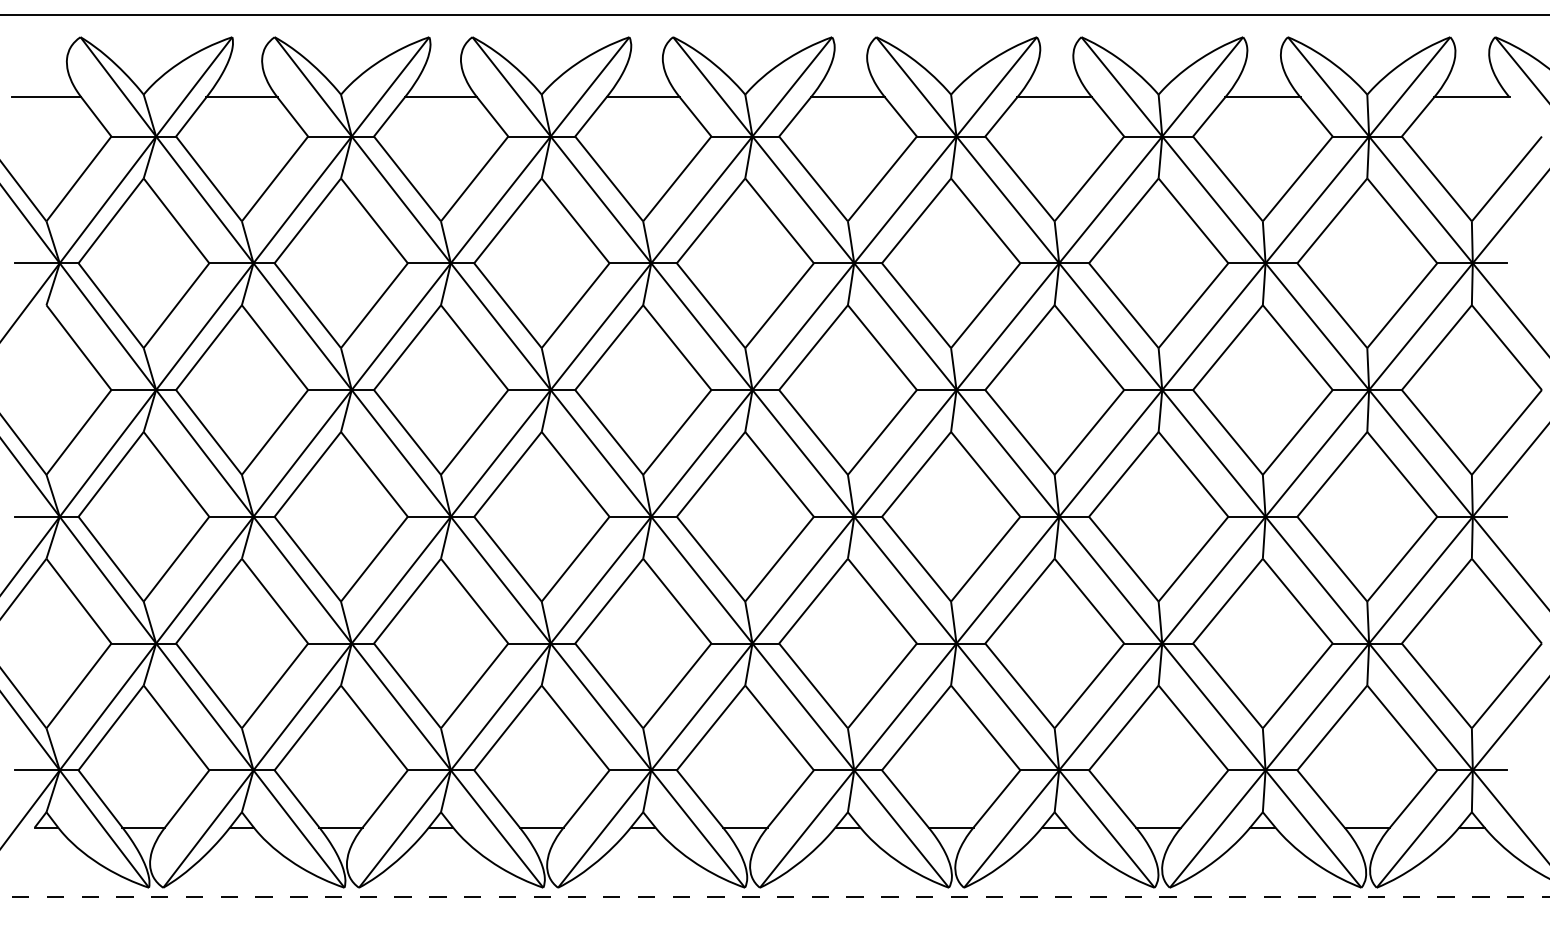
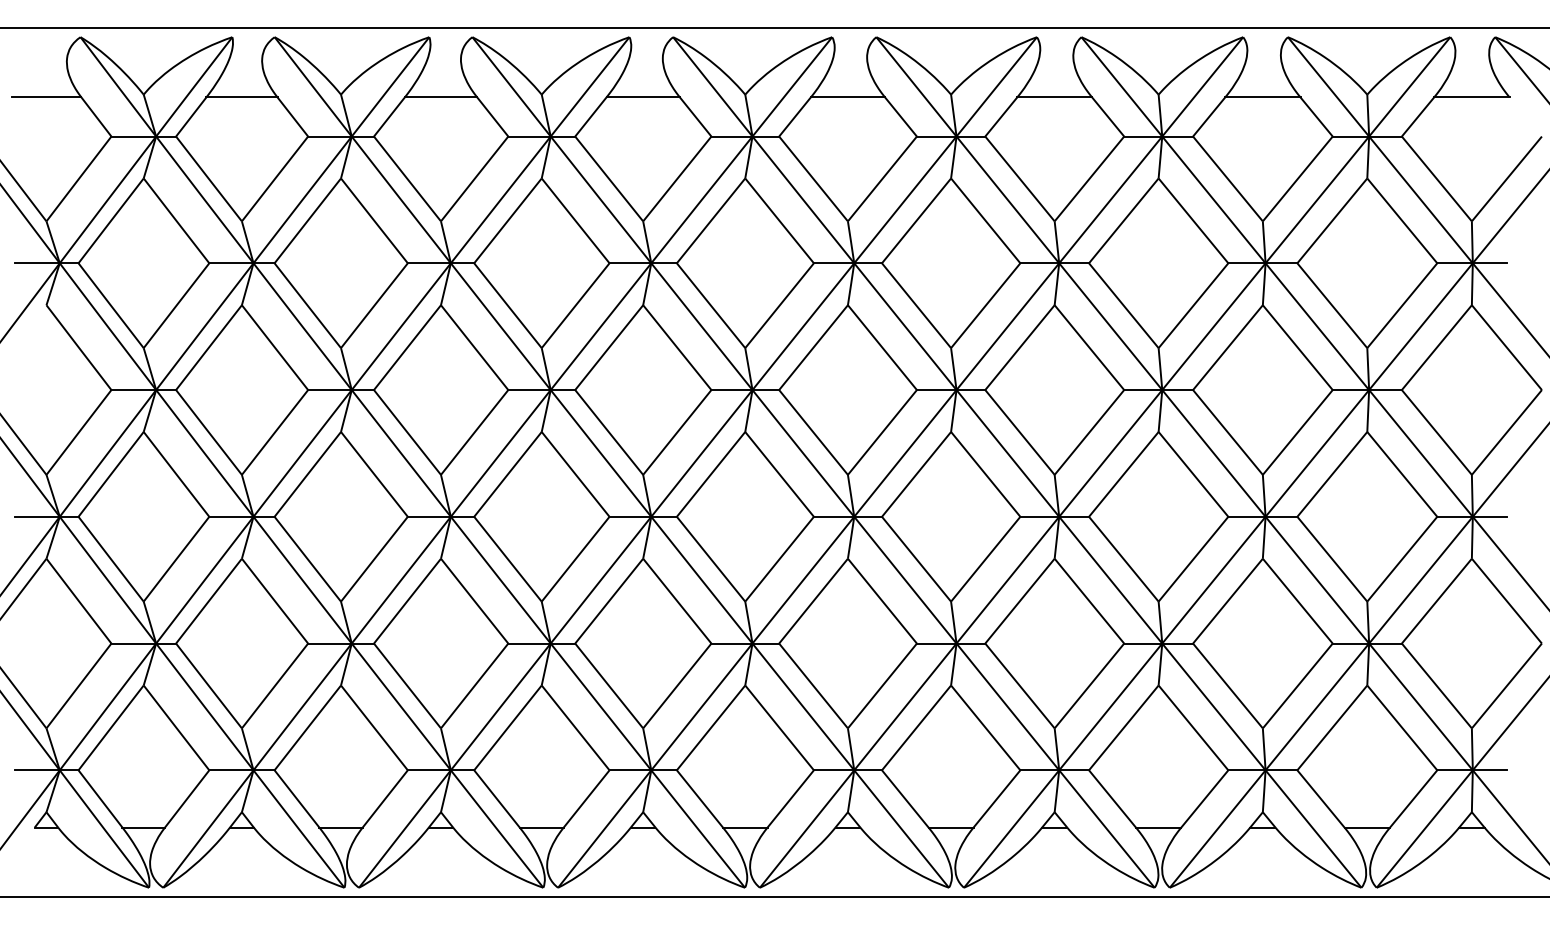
line position: (774, 14) -> (774, 27) (774, 27)
line: dashed -> solid (774, 897)
